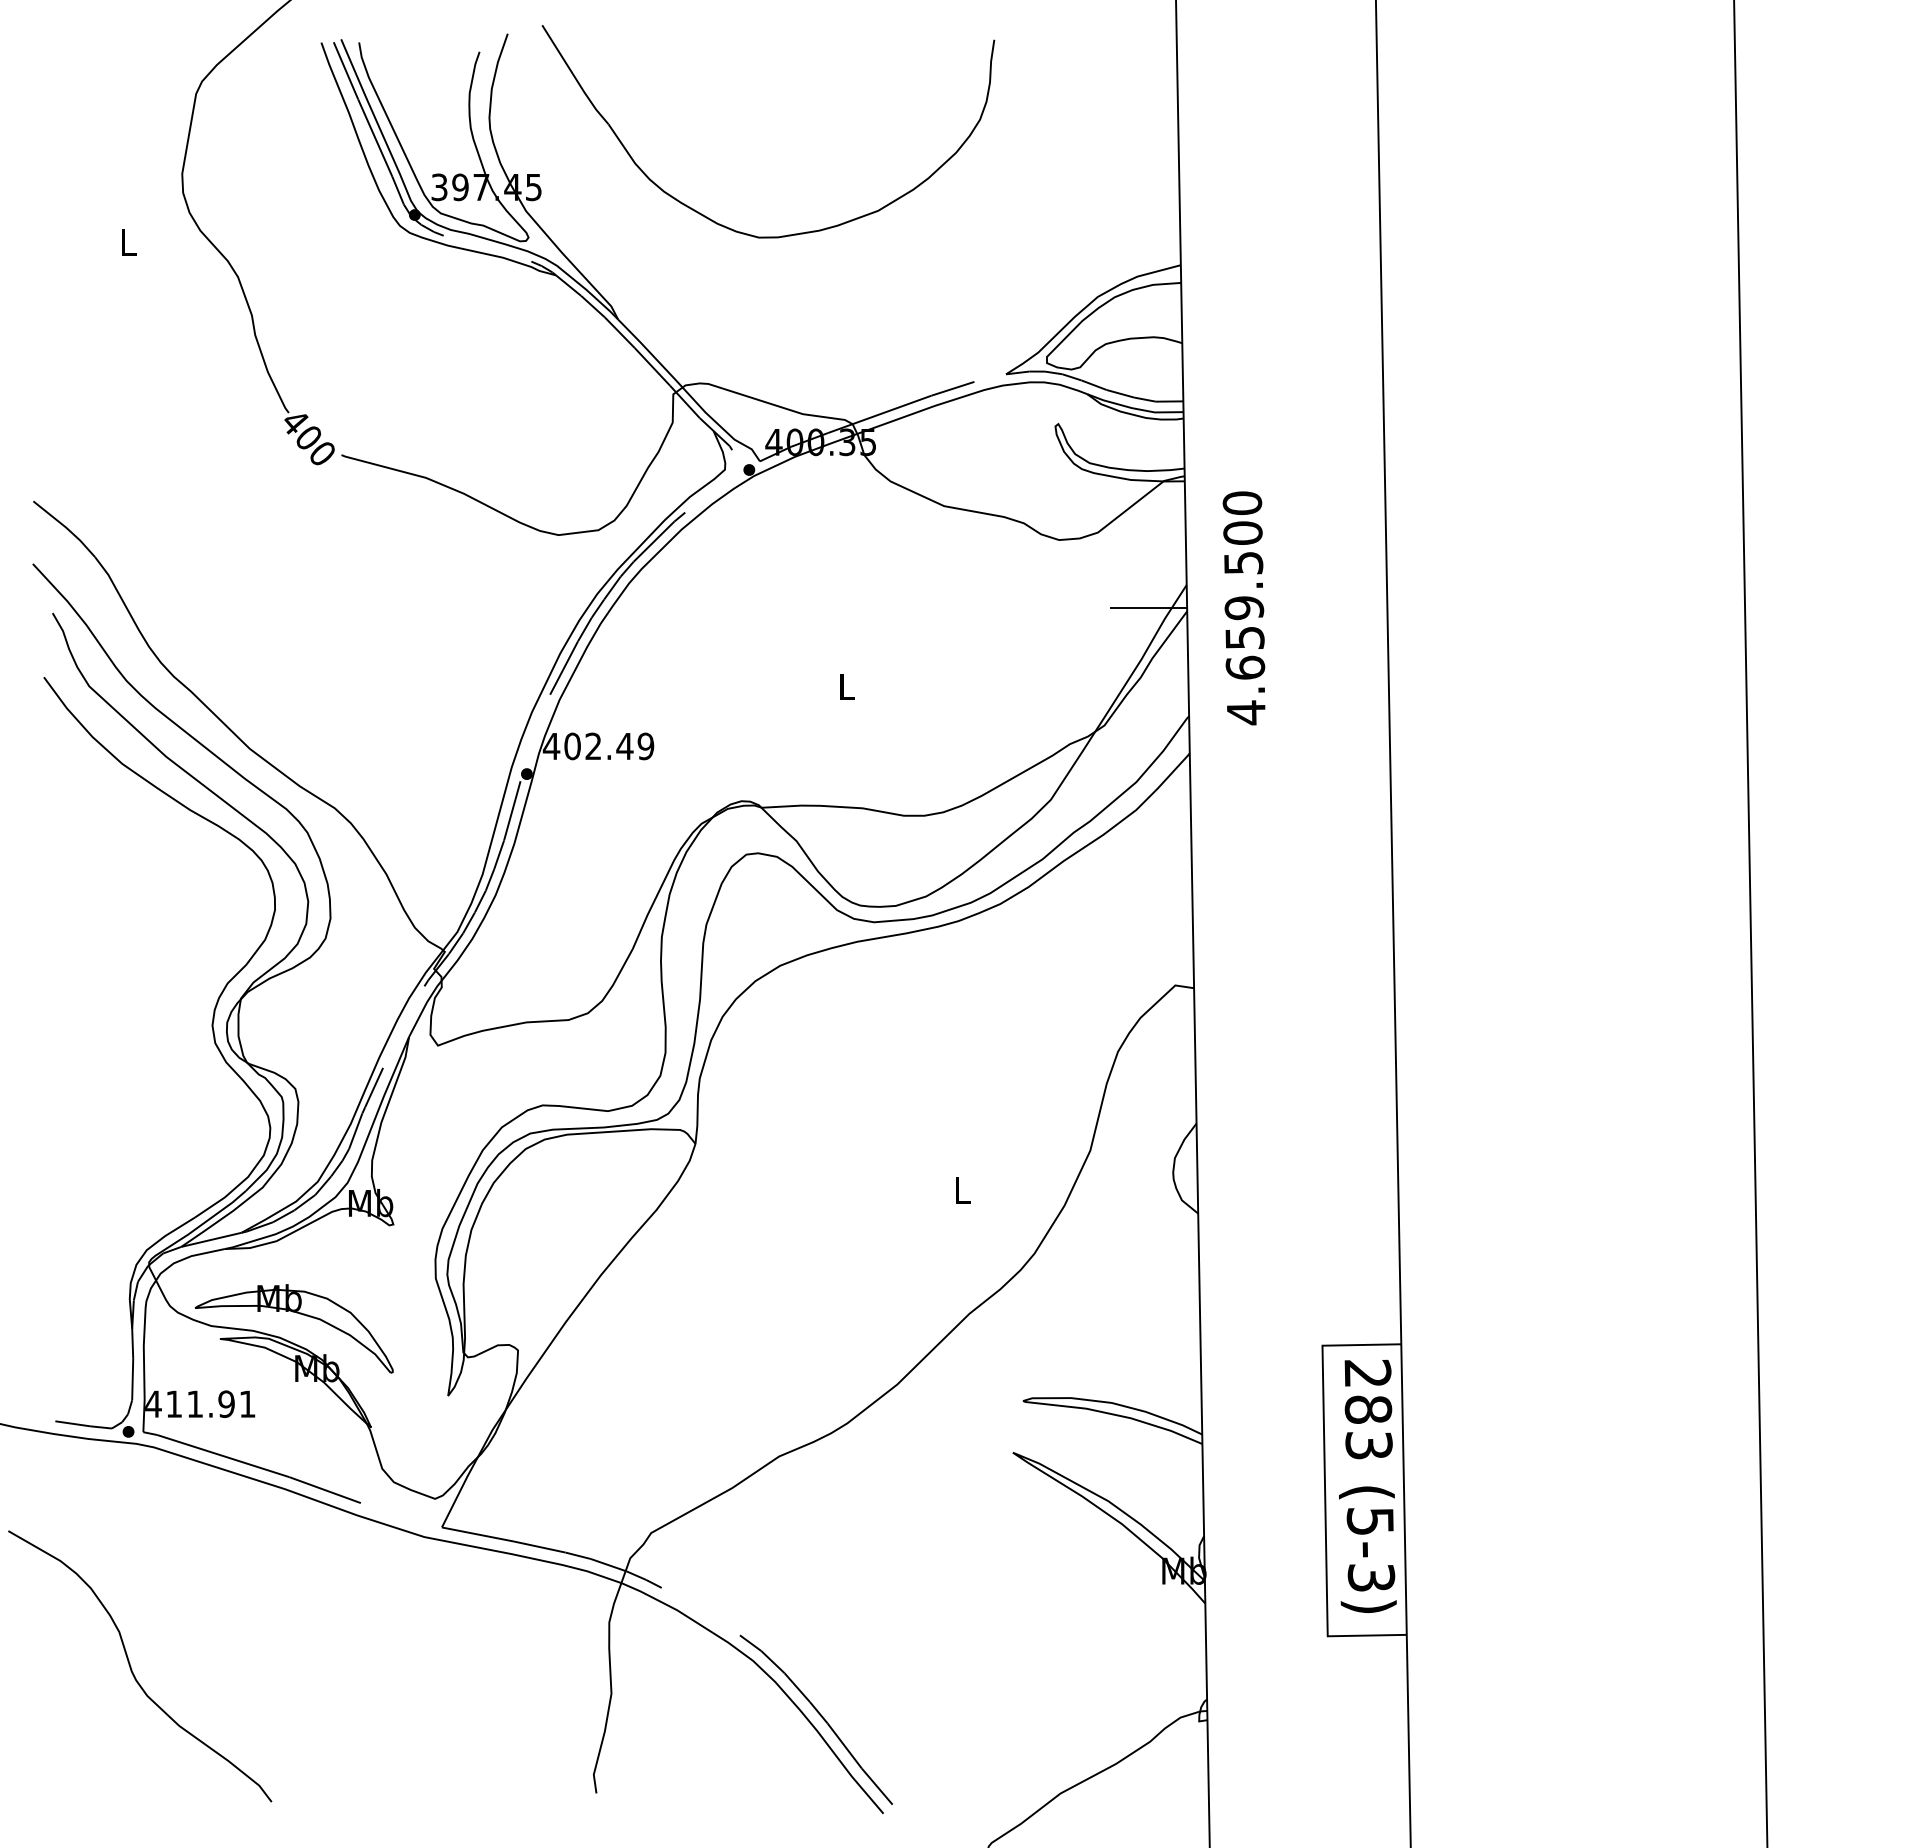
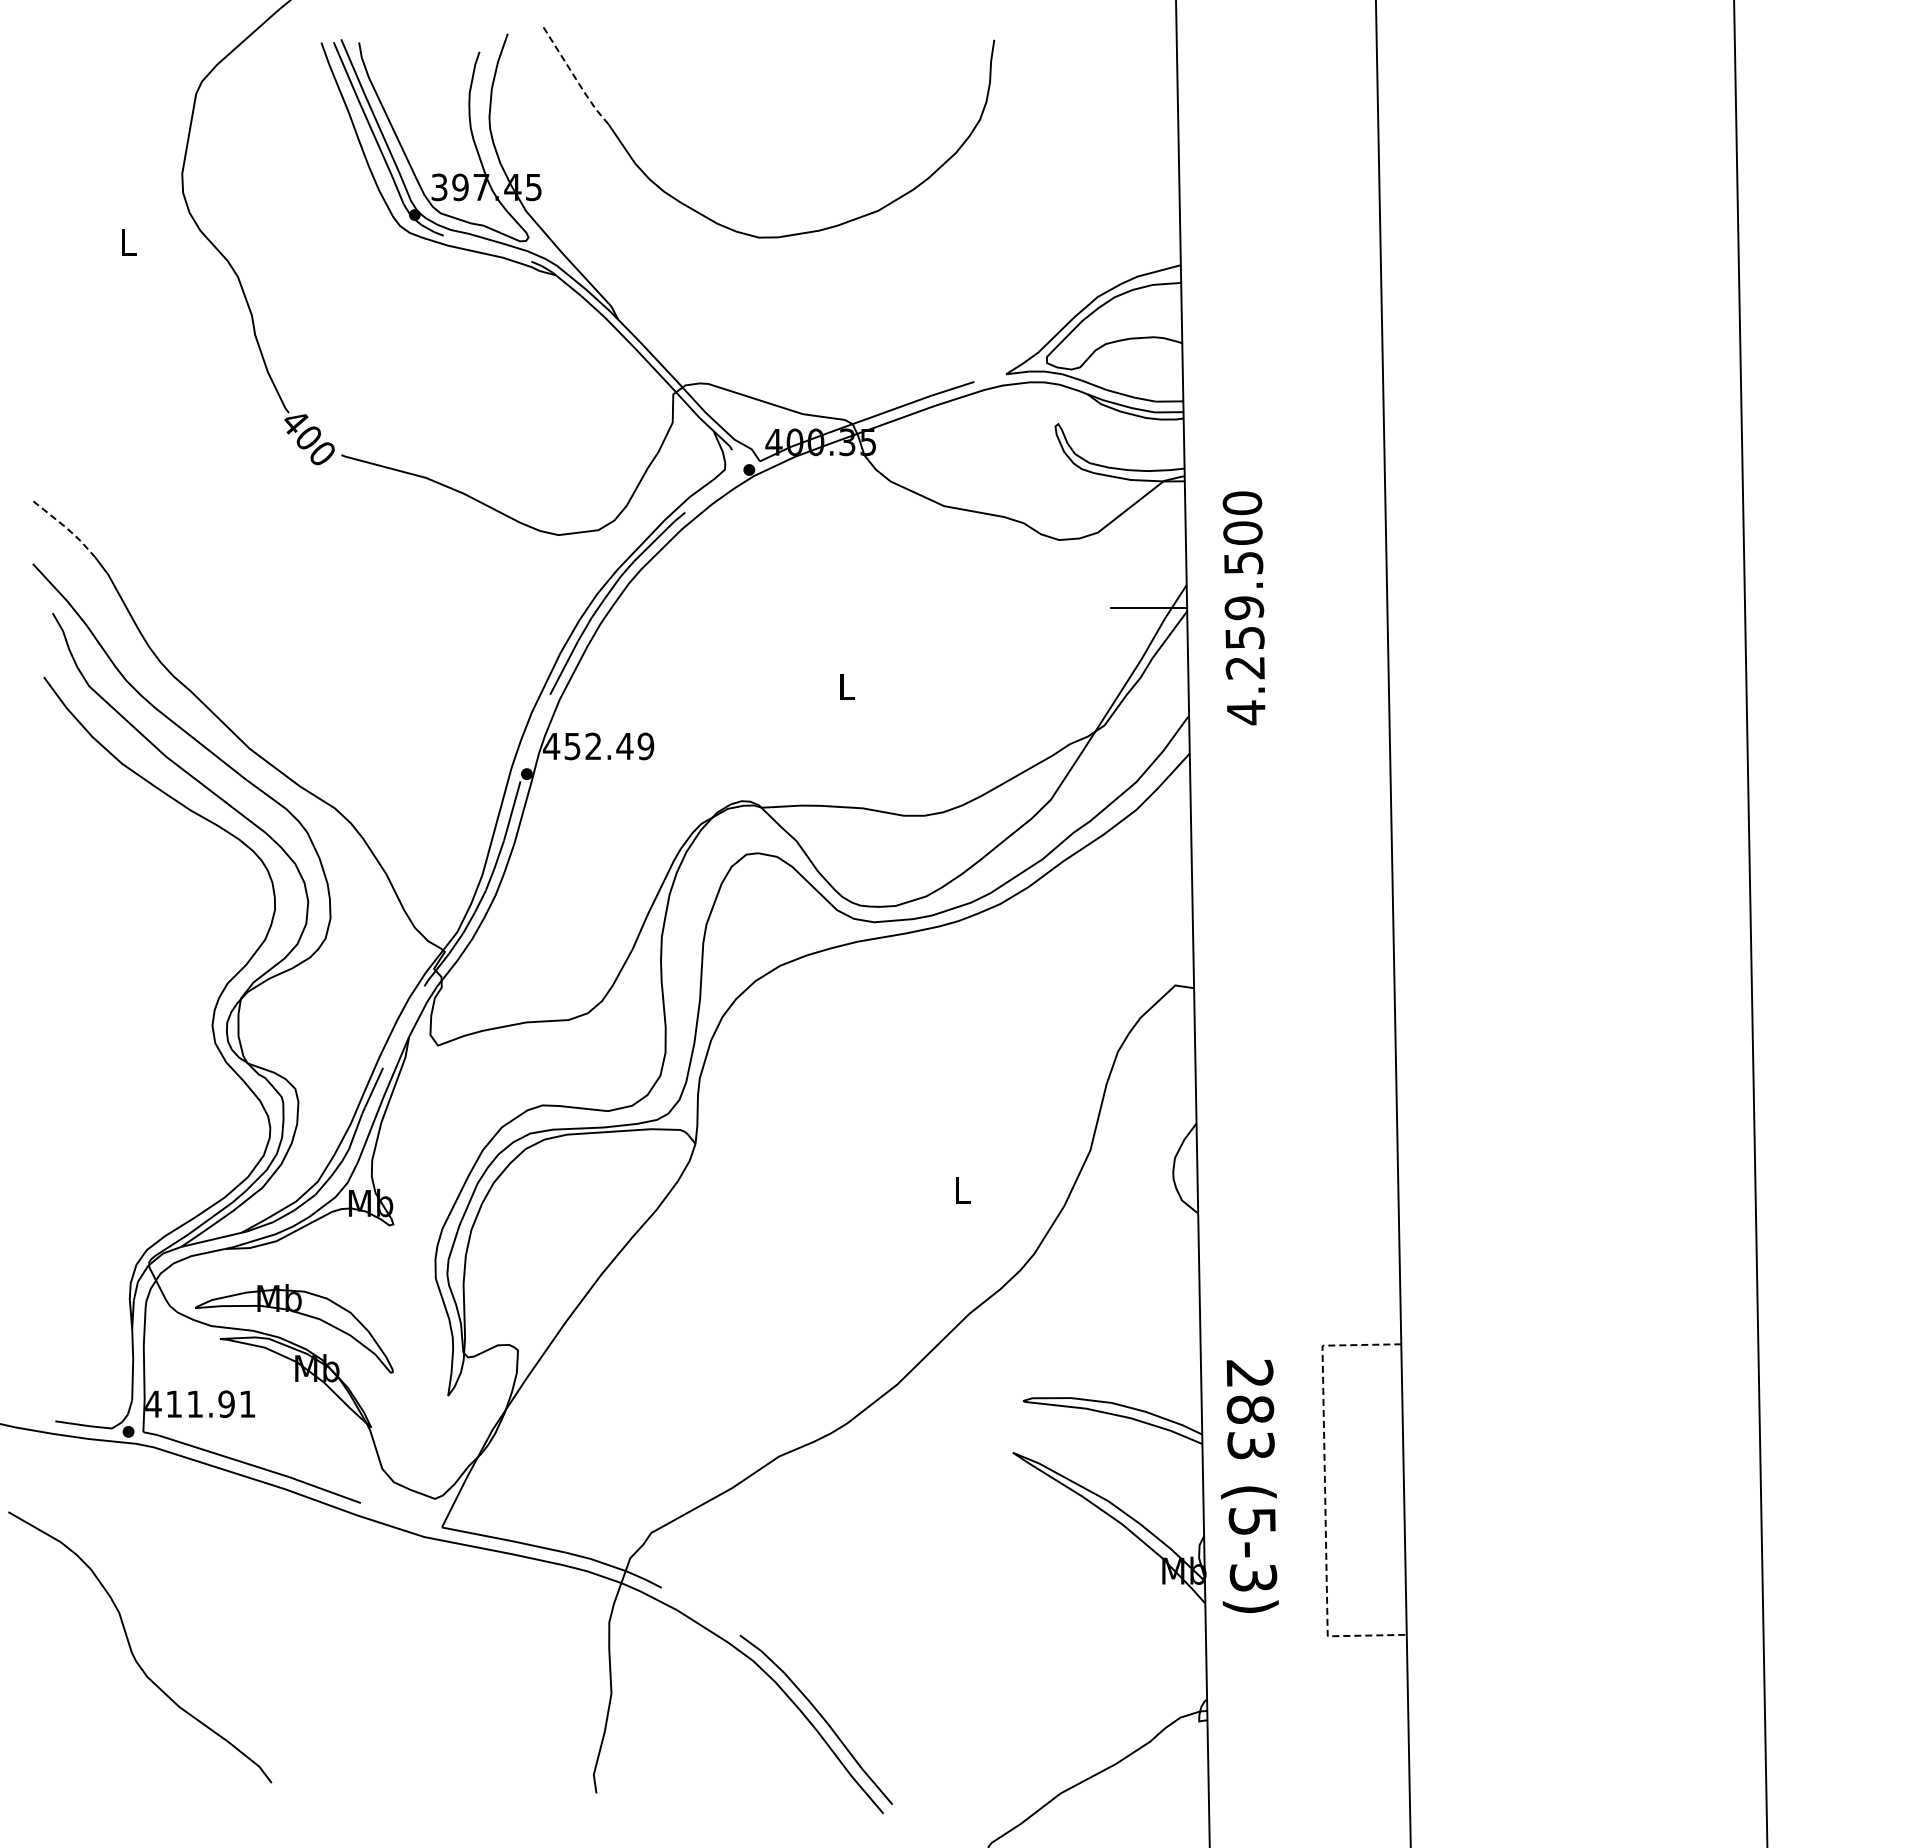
line: solid -> dashed (574, 77)
line: solid -> dashed (66, 527)
text: 4.659.500 -> 4.259.500 (1245, 667)
text: 402.49 -> 452.49 (572, 746)
text position: (1367, 1485) -> (1249, 1485) (1249, 1485)
line: solid -> dashed (1325, 1491)
curve position: (132, 1669) -> (132, 1650) (132, 1650)
